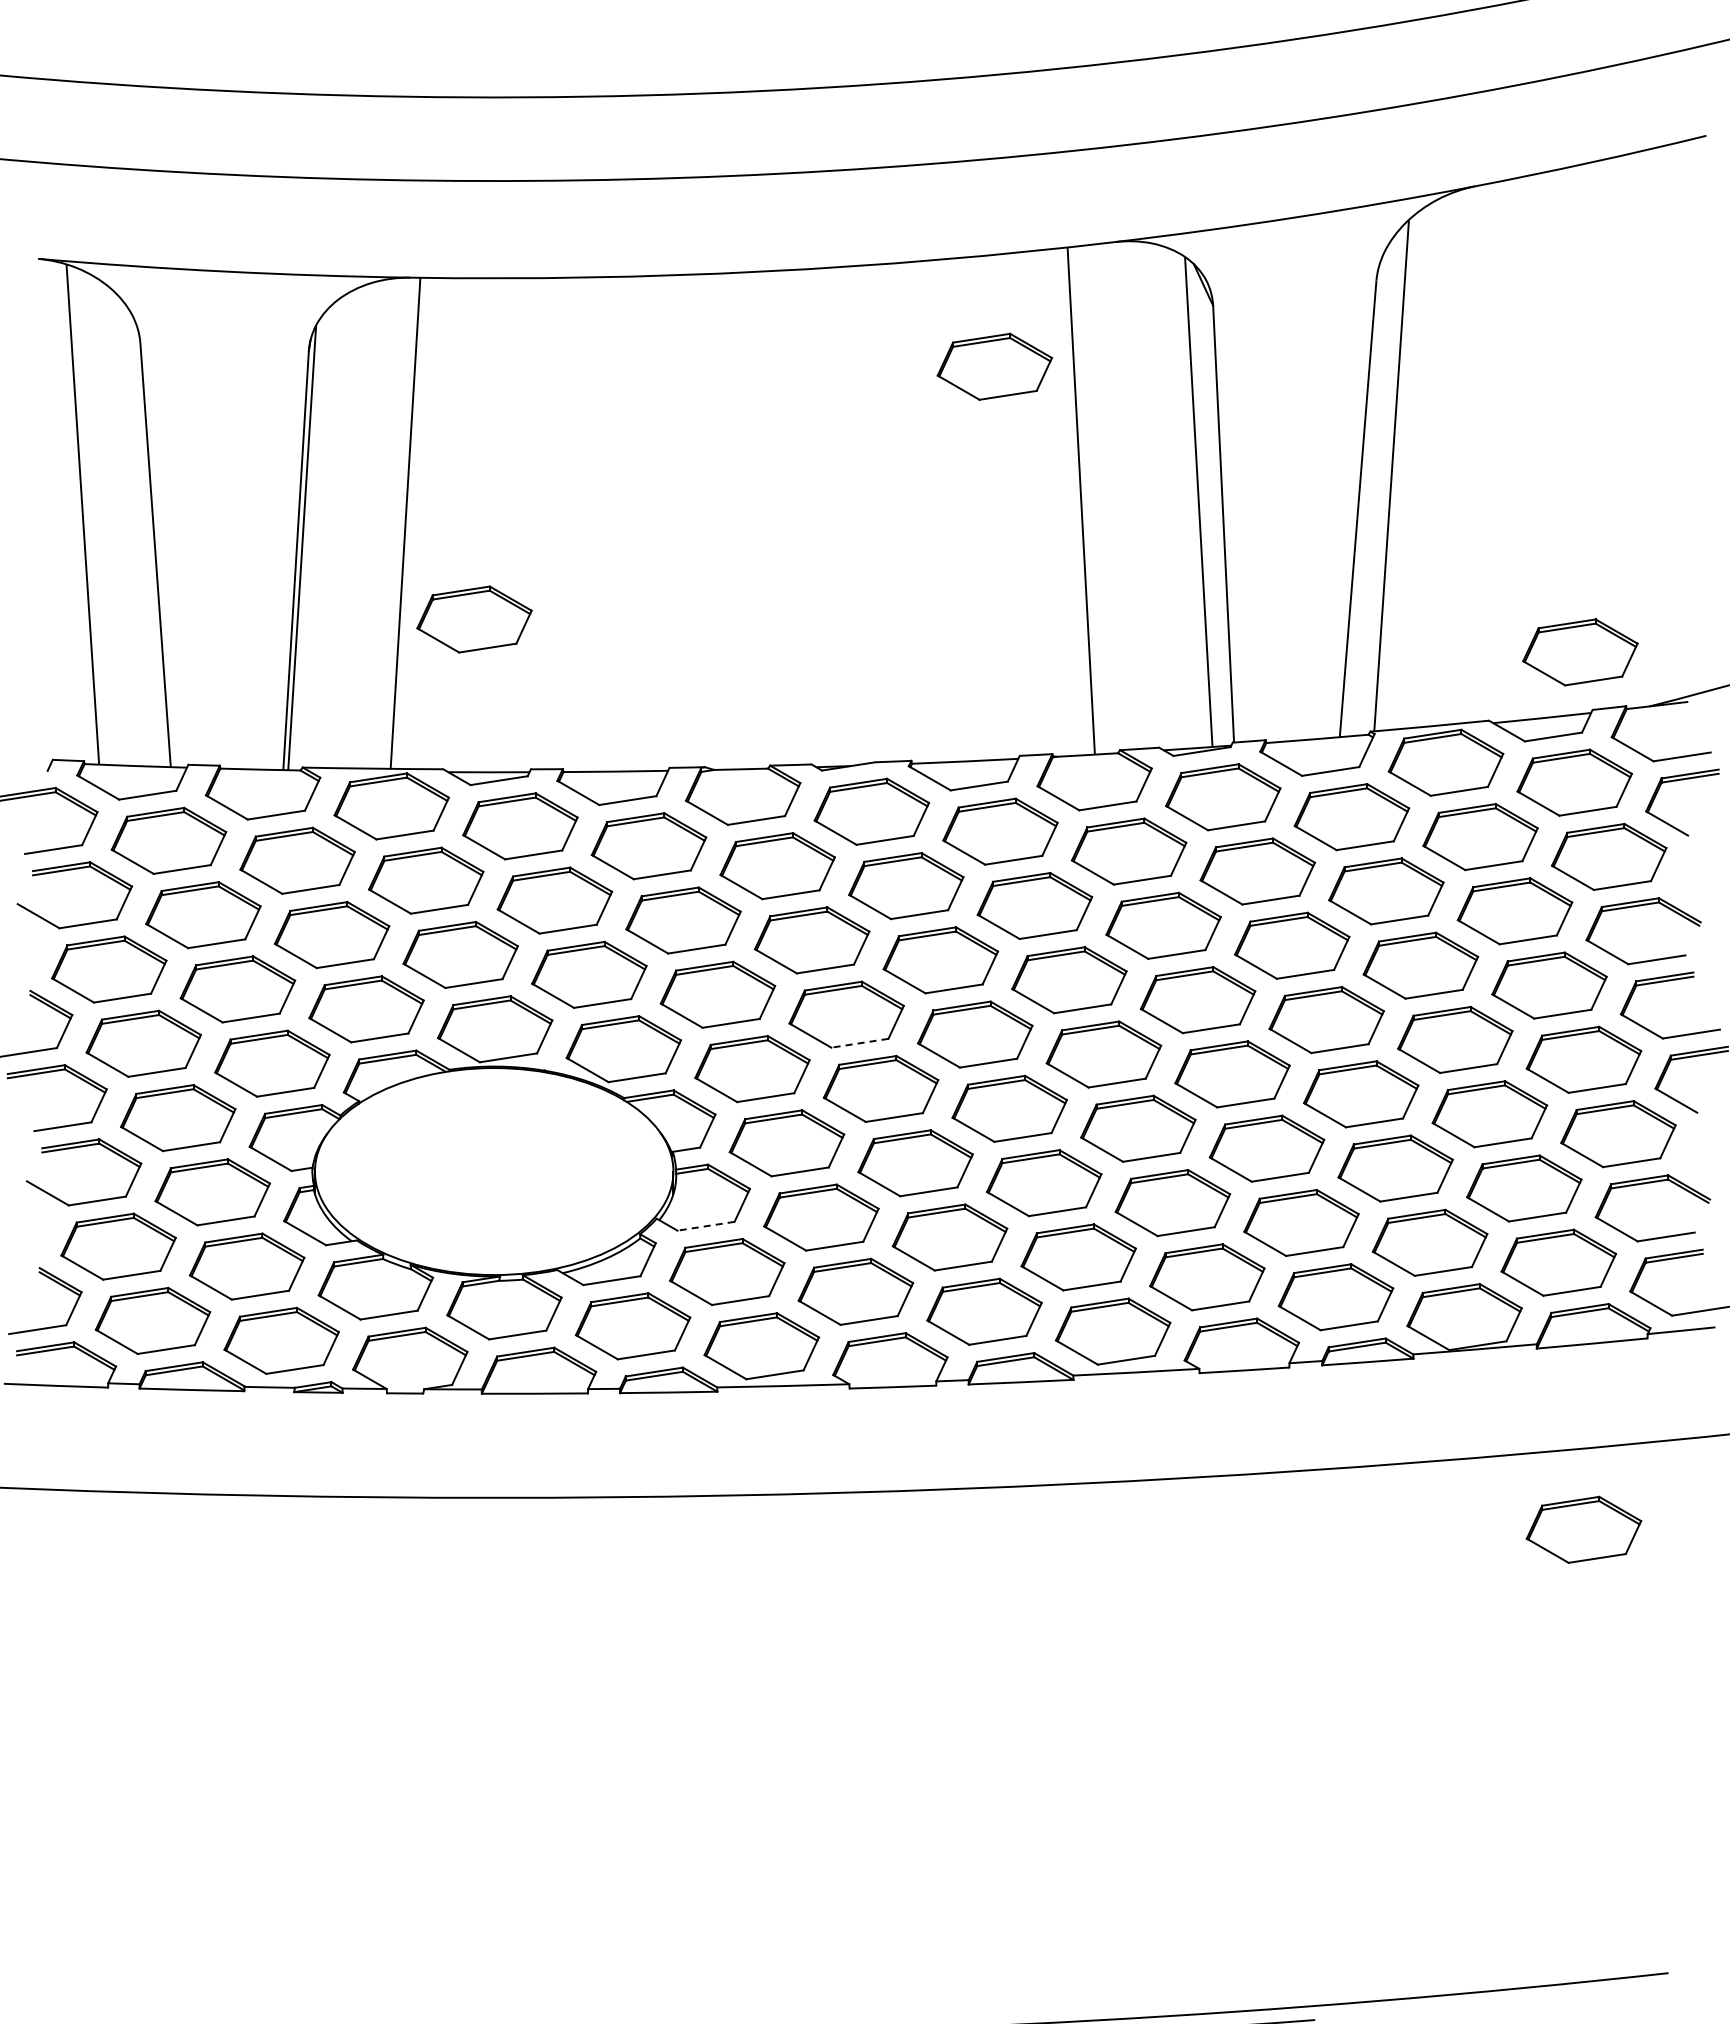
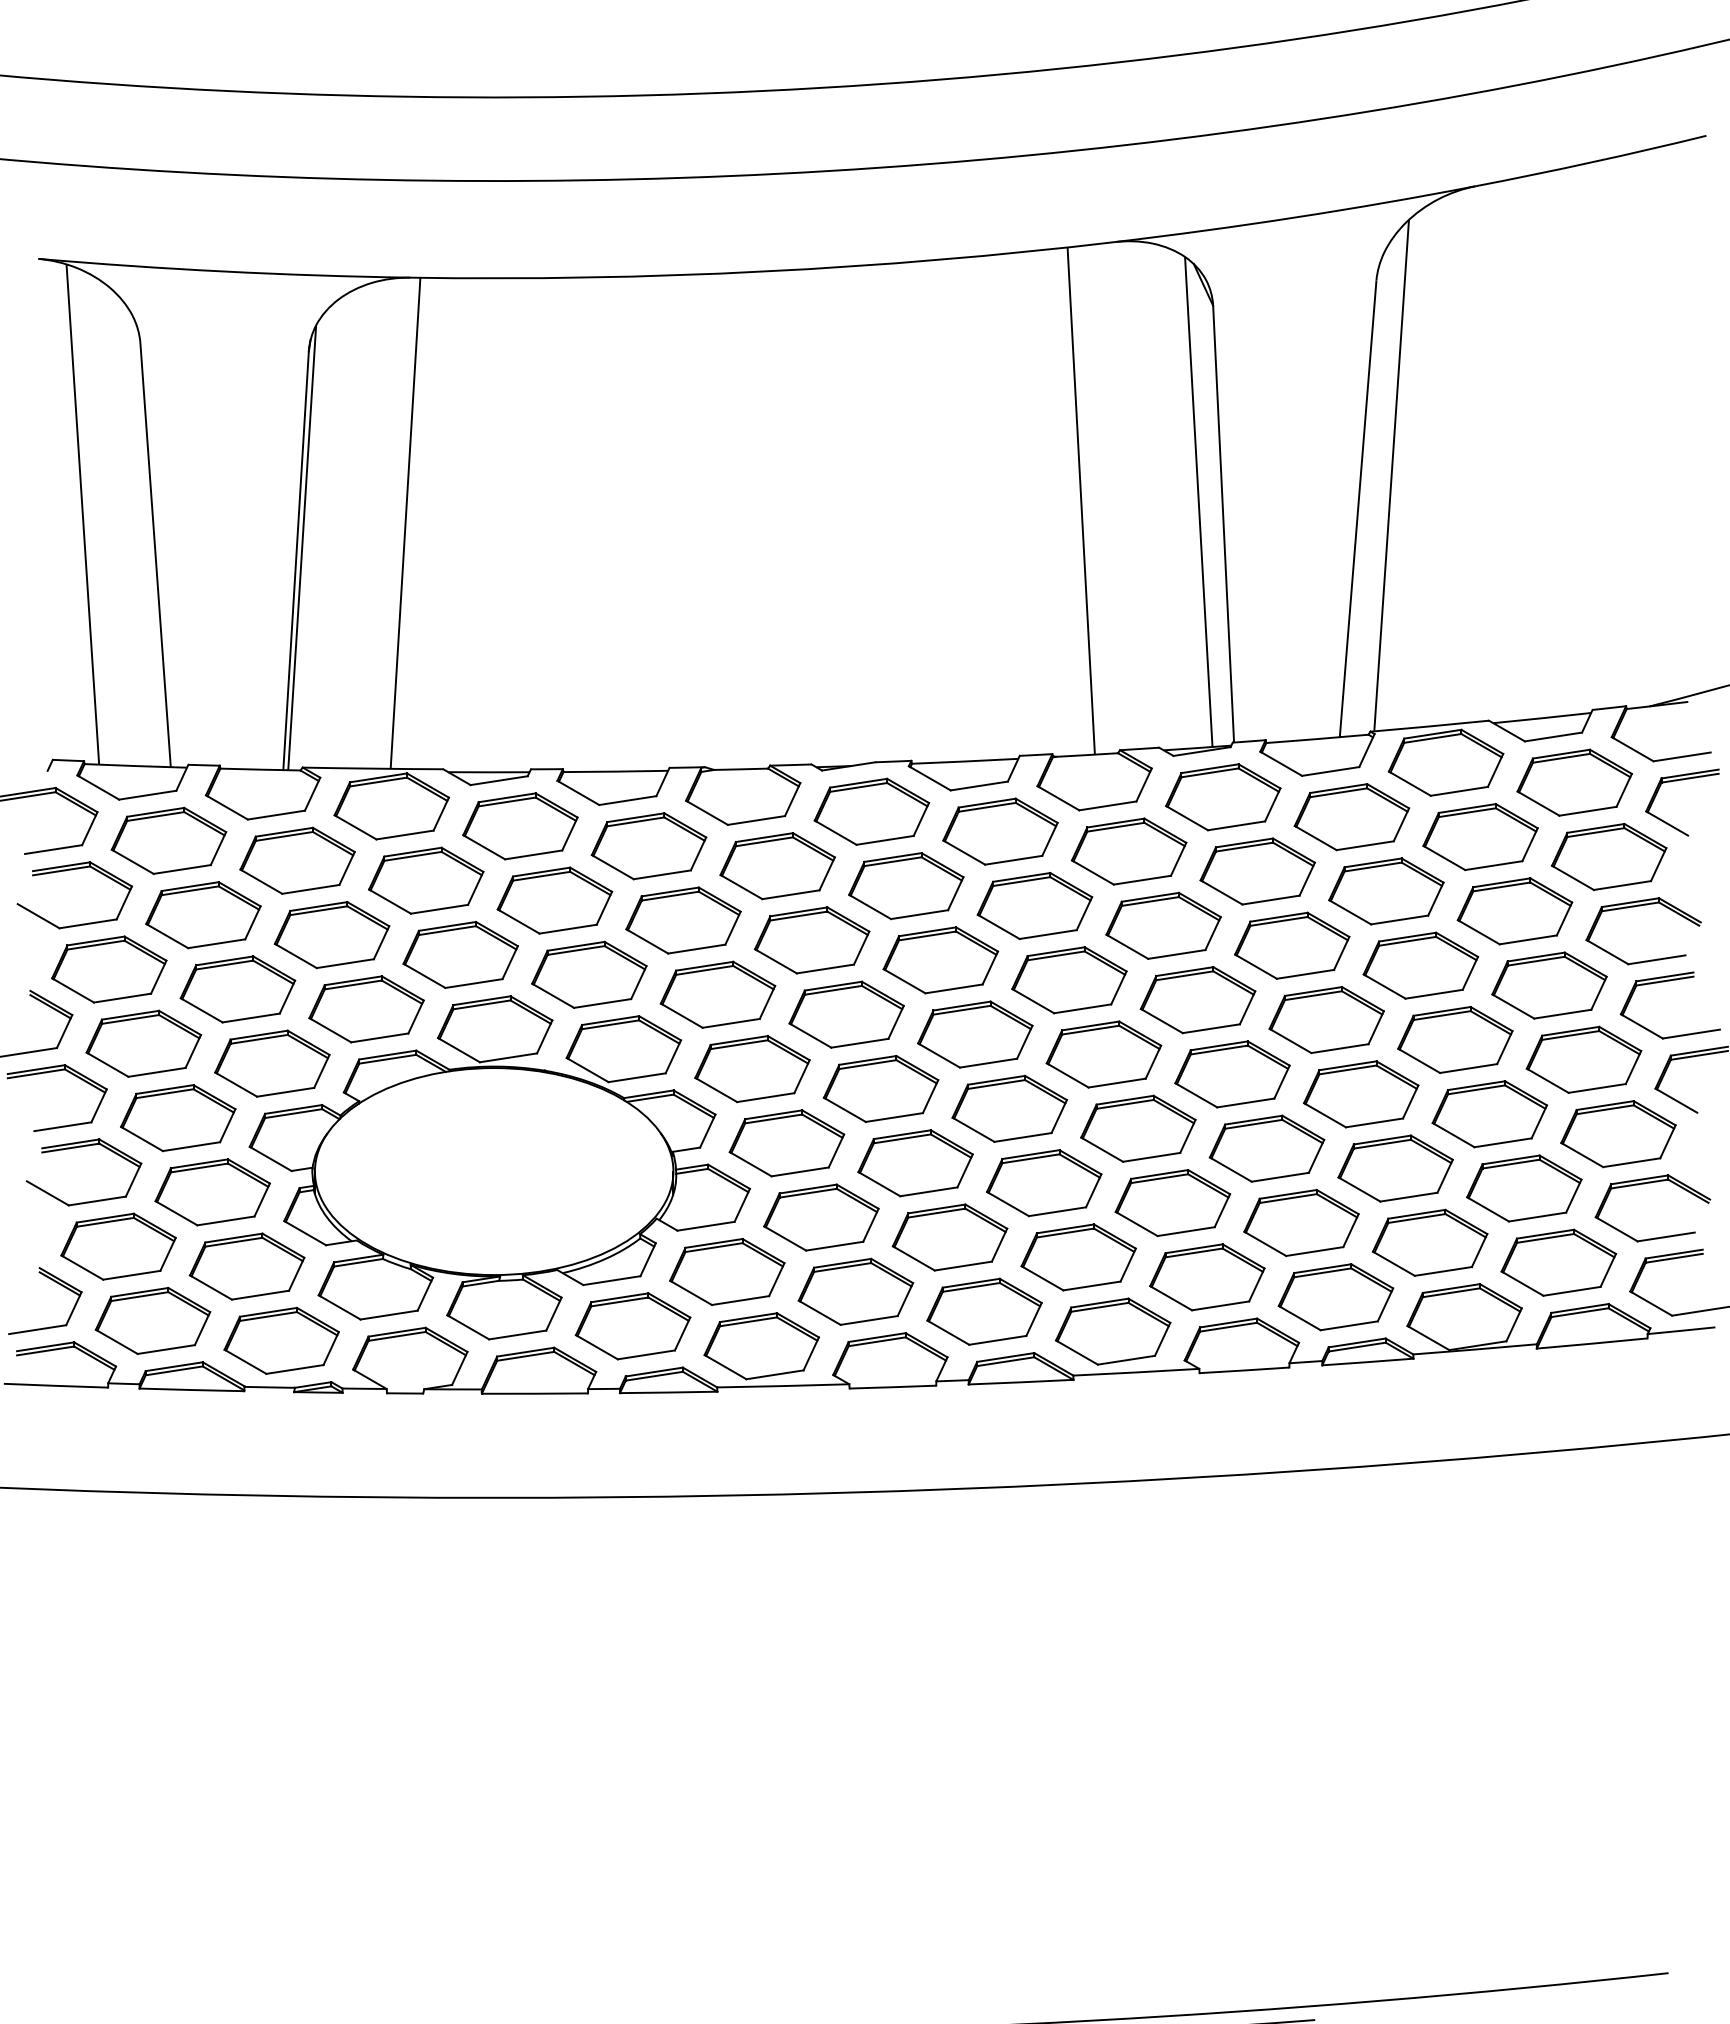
part: present -> none (994, 366)
part: present -> none (474, 619)
part: present -> none (1580, 652)
line: dashed -> solid (859, 1043)
line: dashed -> solid (706, 1226)
part: present -> none (1583, 1529)
